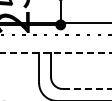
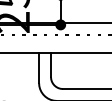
line: dashed -> solid (56, 53)
line: dashed -> solid (87, 89)
